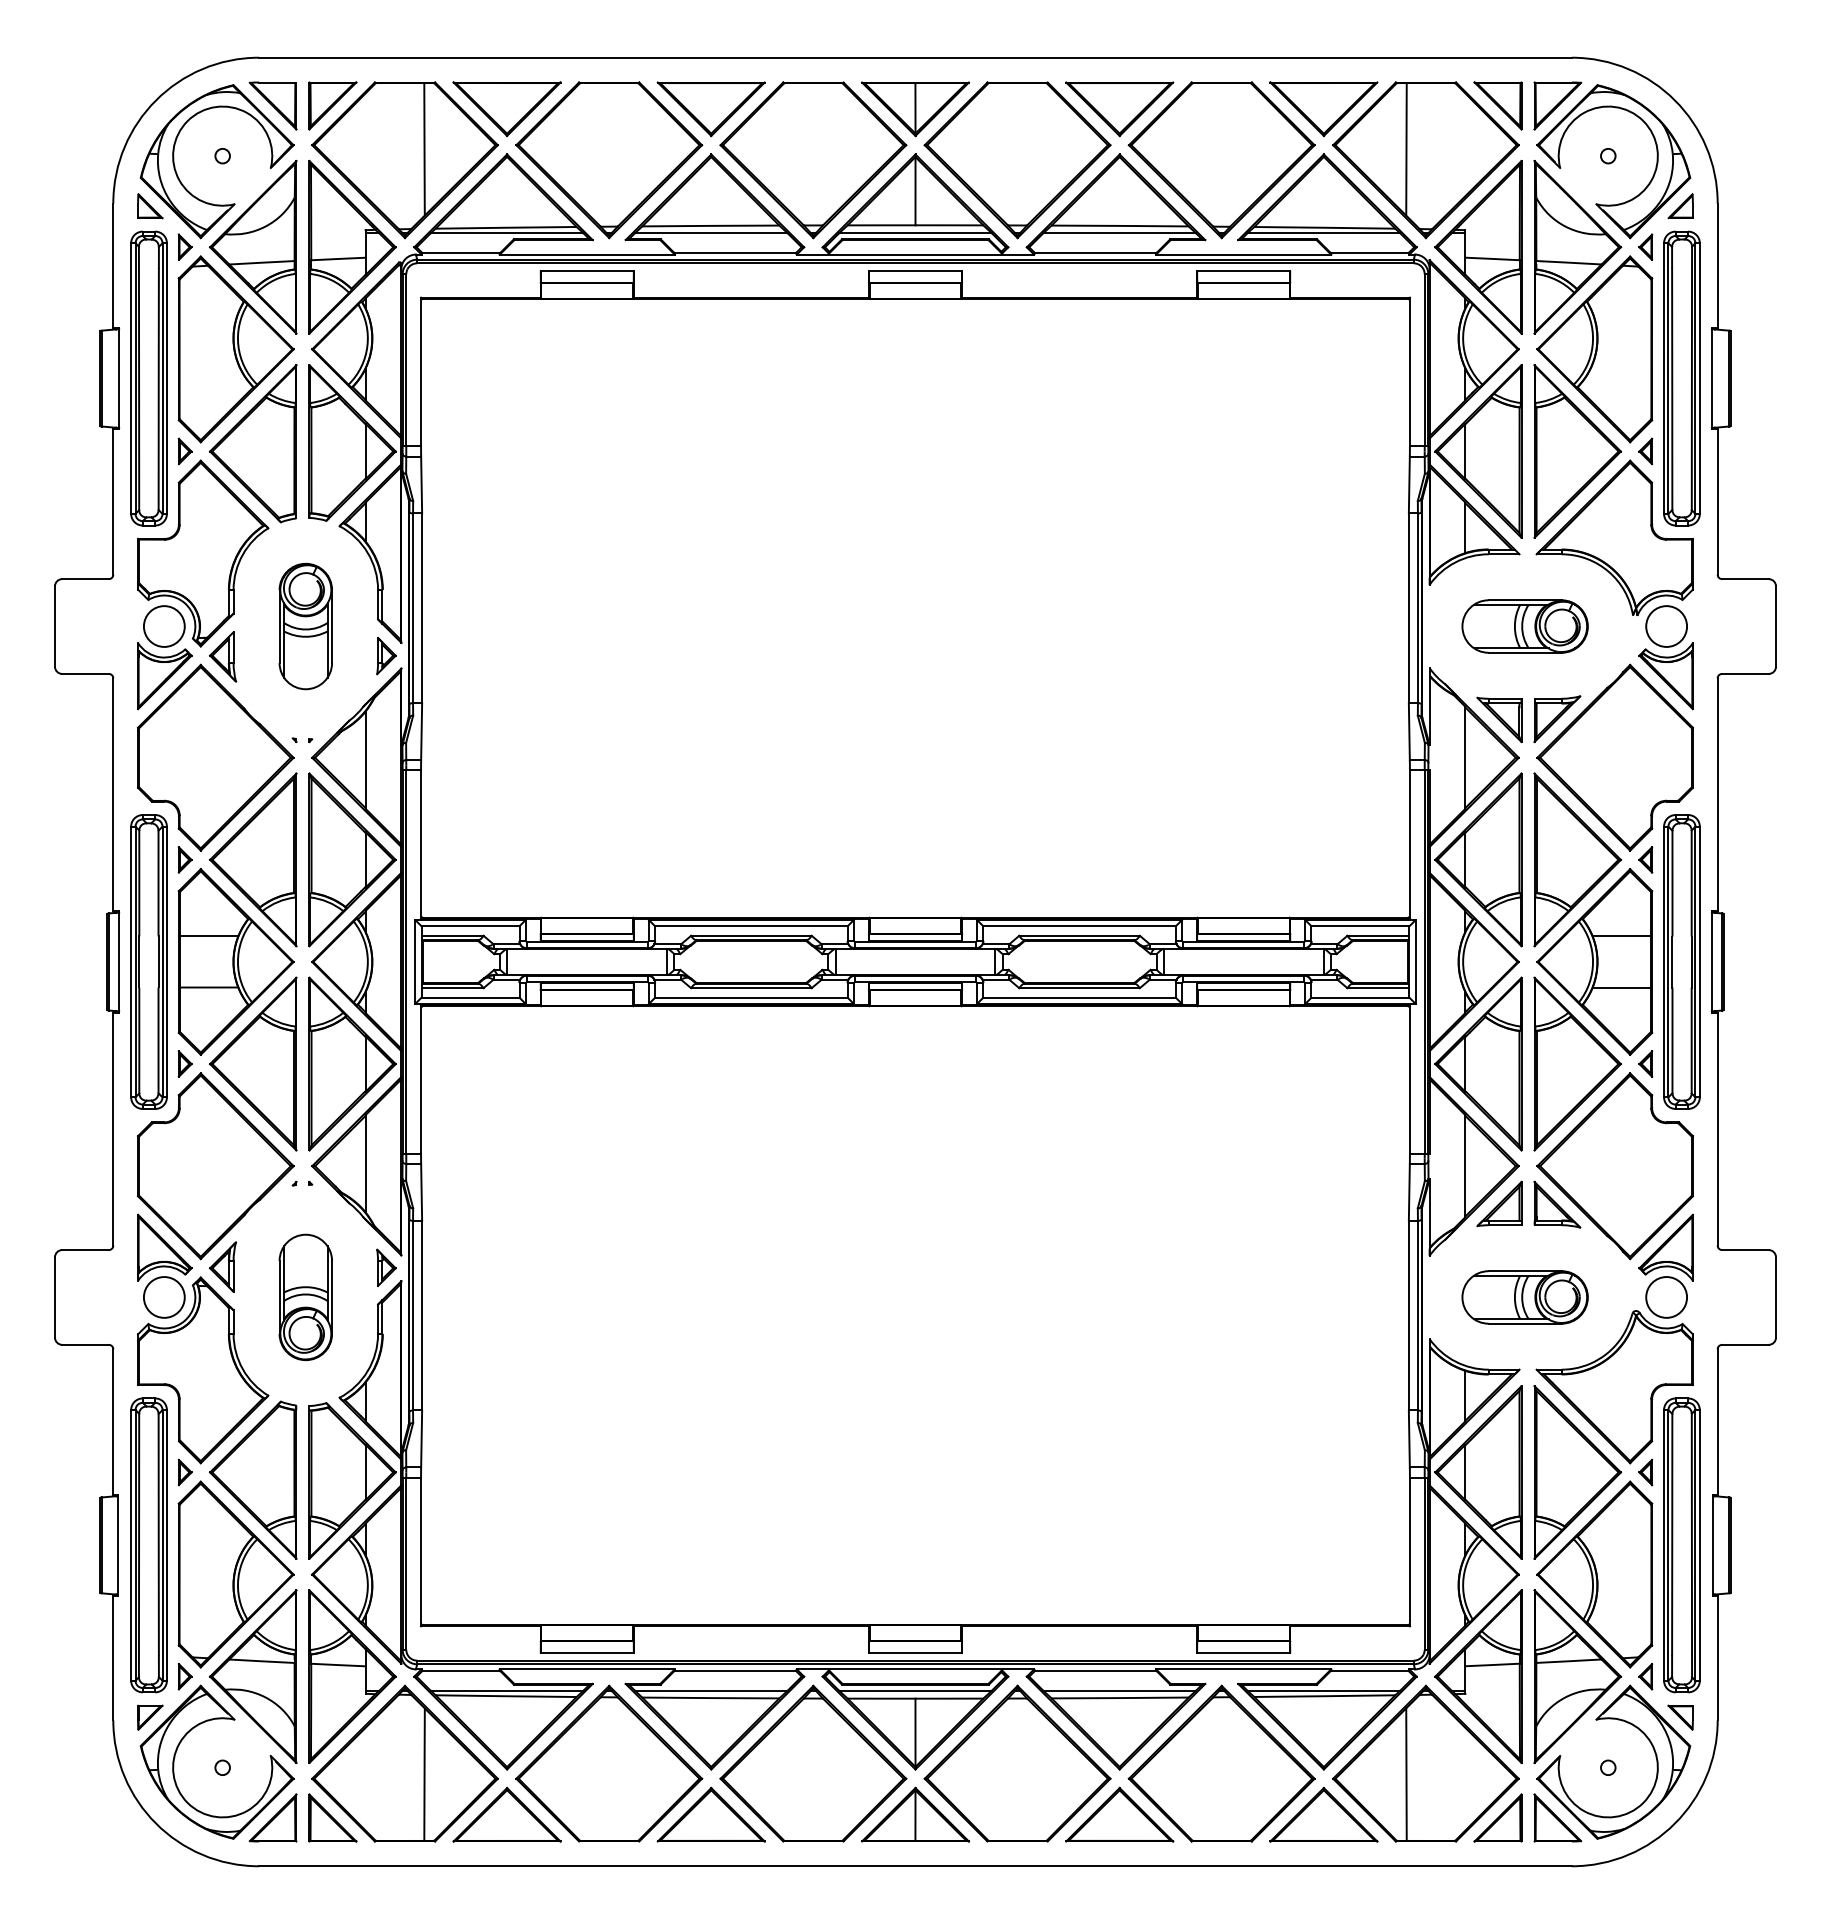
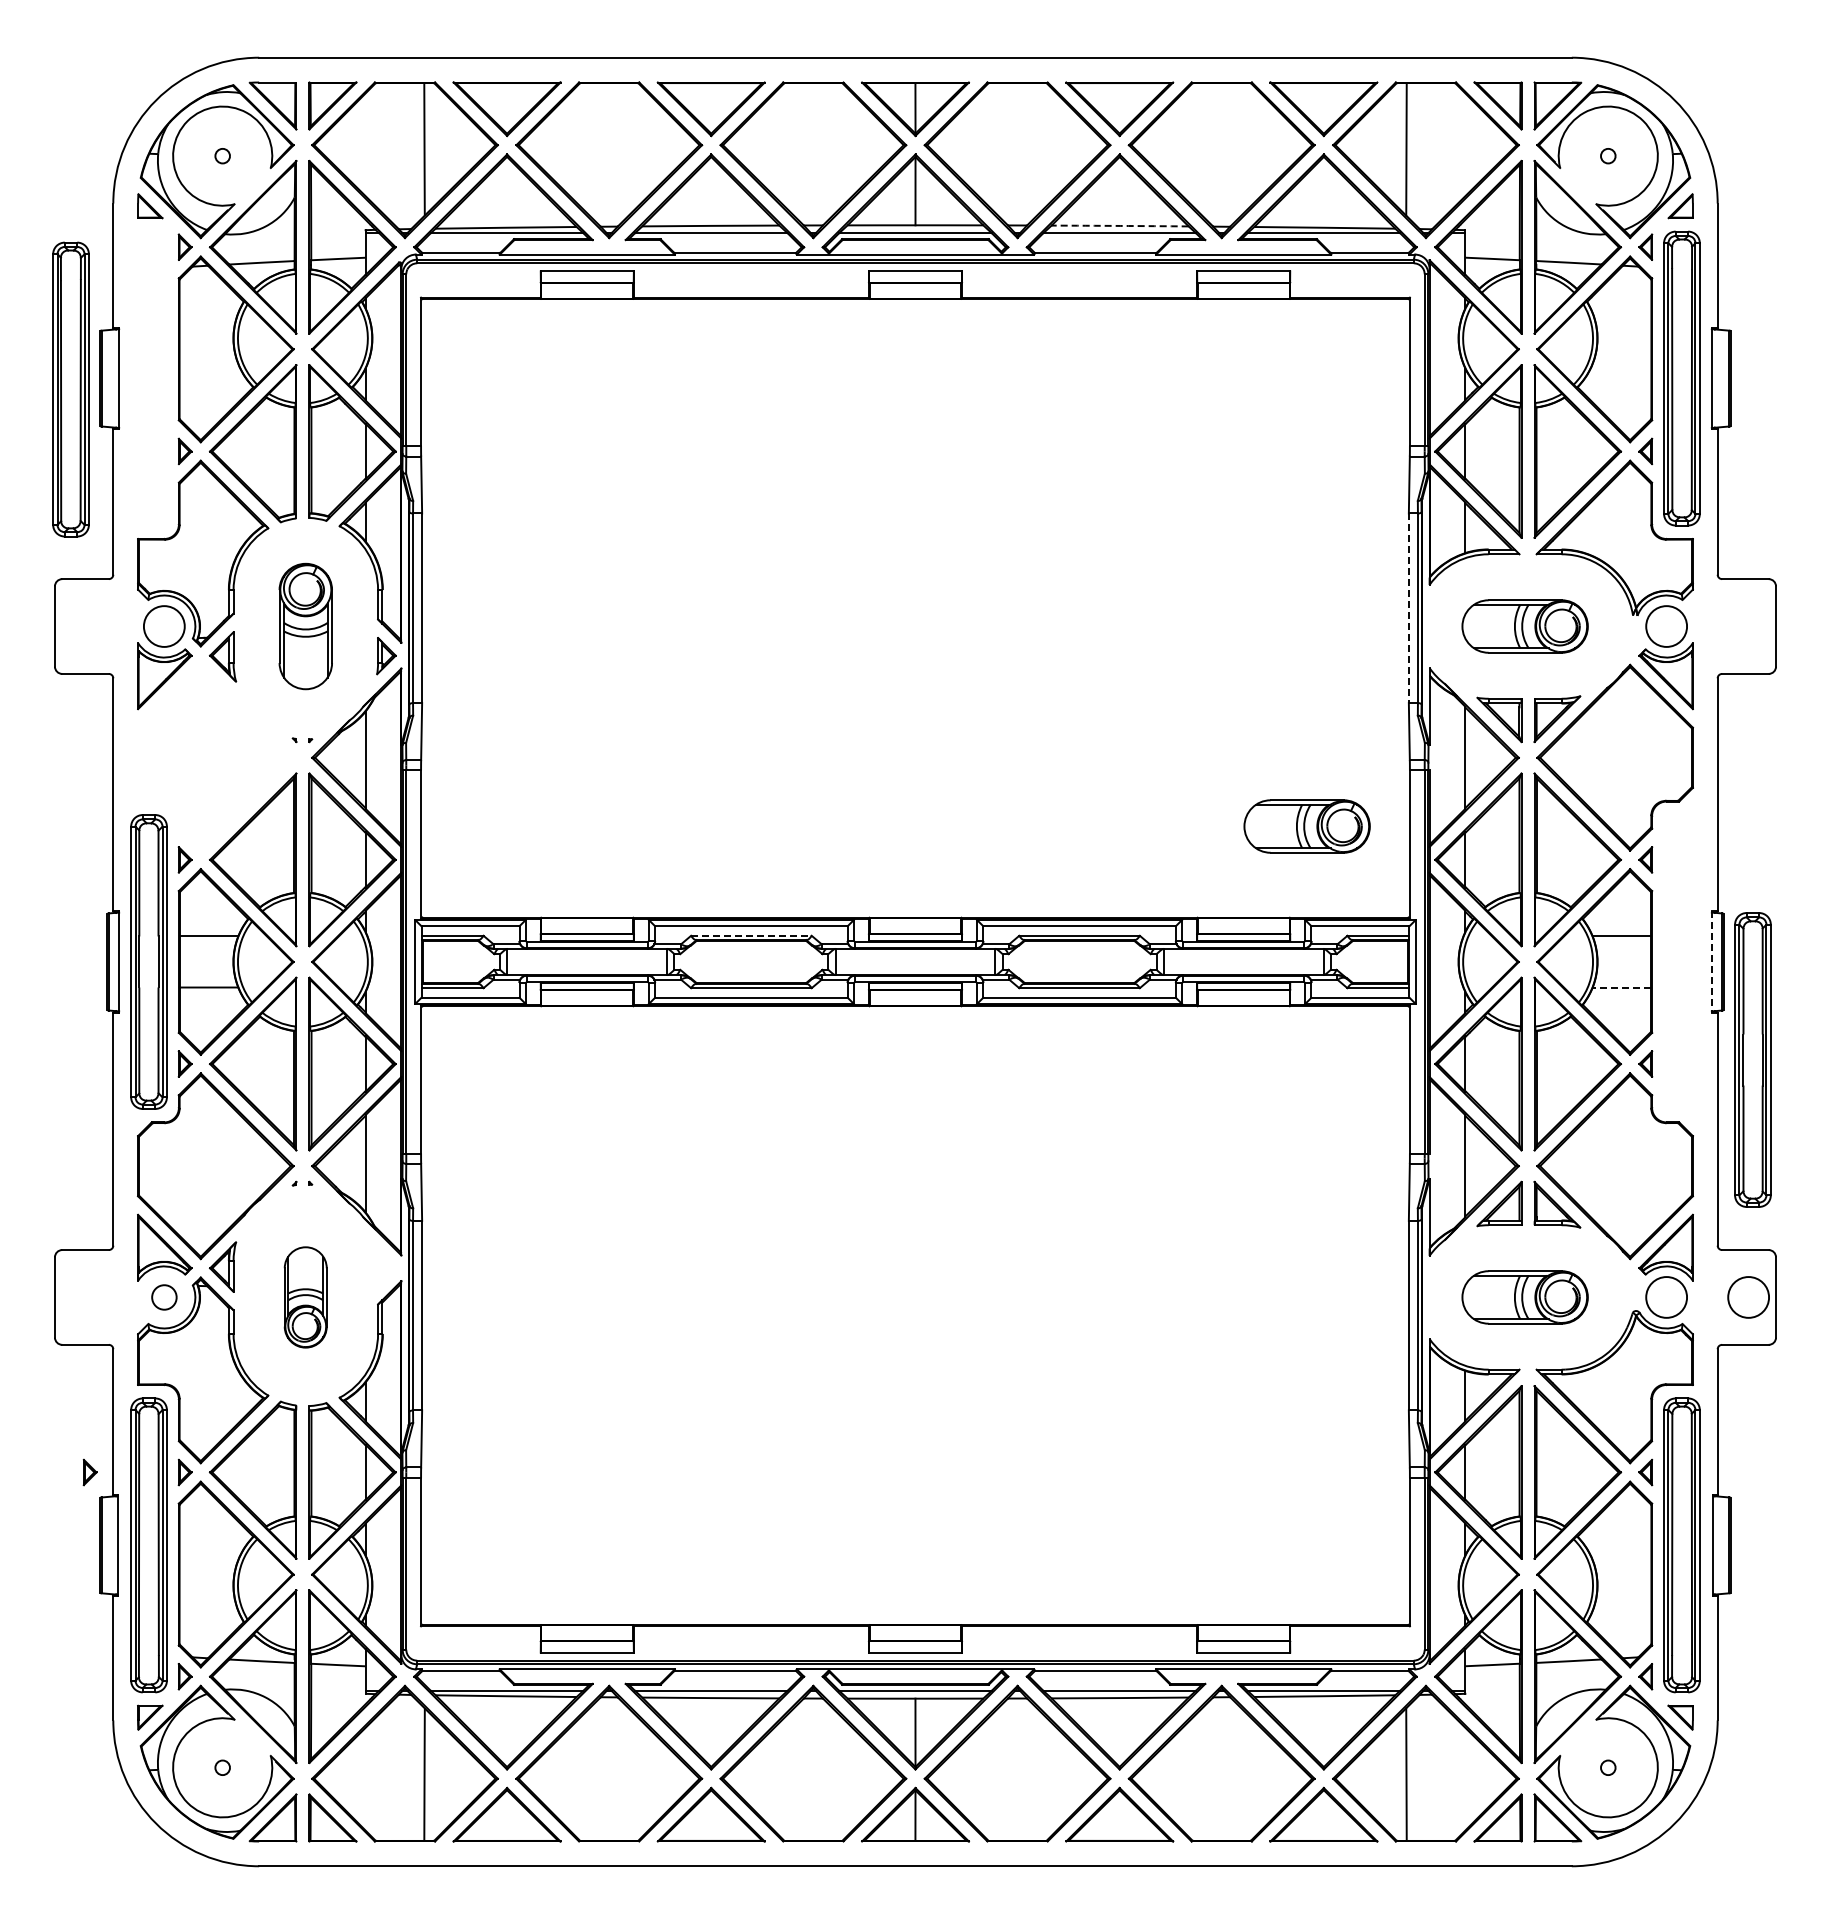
arc: solid -> dashed (1120, 225)
part position: (148, 378) -> (70, 389) (70, 389)
line: solid -> dashed (1408, 608)
part: present -> none (215, 757)
part: none -> present (1306, 826)
line: solid -> dashed (751, 935)
part position: (1681, 961) -> (1752, 1059) (1752, 1059)
line: solid -> dashed (1711, 962)
line: solid -> dashed (1621, 987)
part: present -> none (386, 1267)
circle size: 43x43 px -> 27x27 px (164, 1297)
part size: 55x129 px -> 45x103 px (305, 1297)
circle: none -> present (1748, 1297)
part: none -> present (89, 1472)
